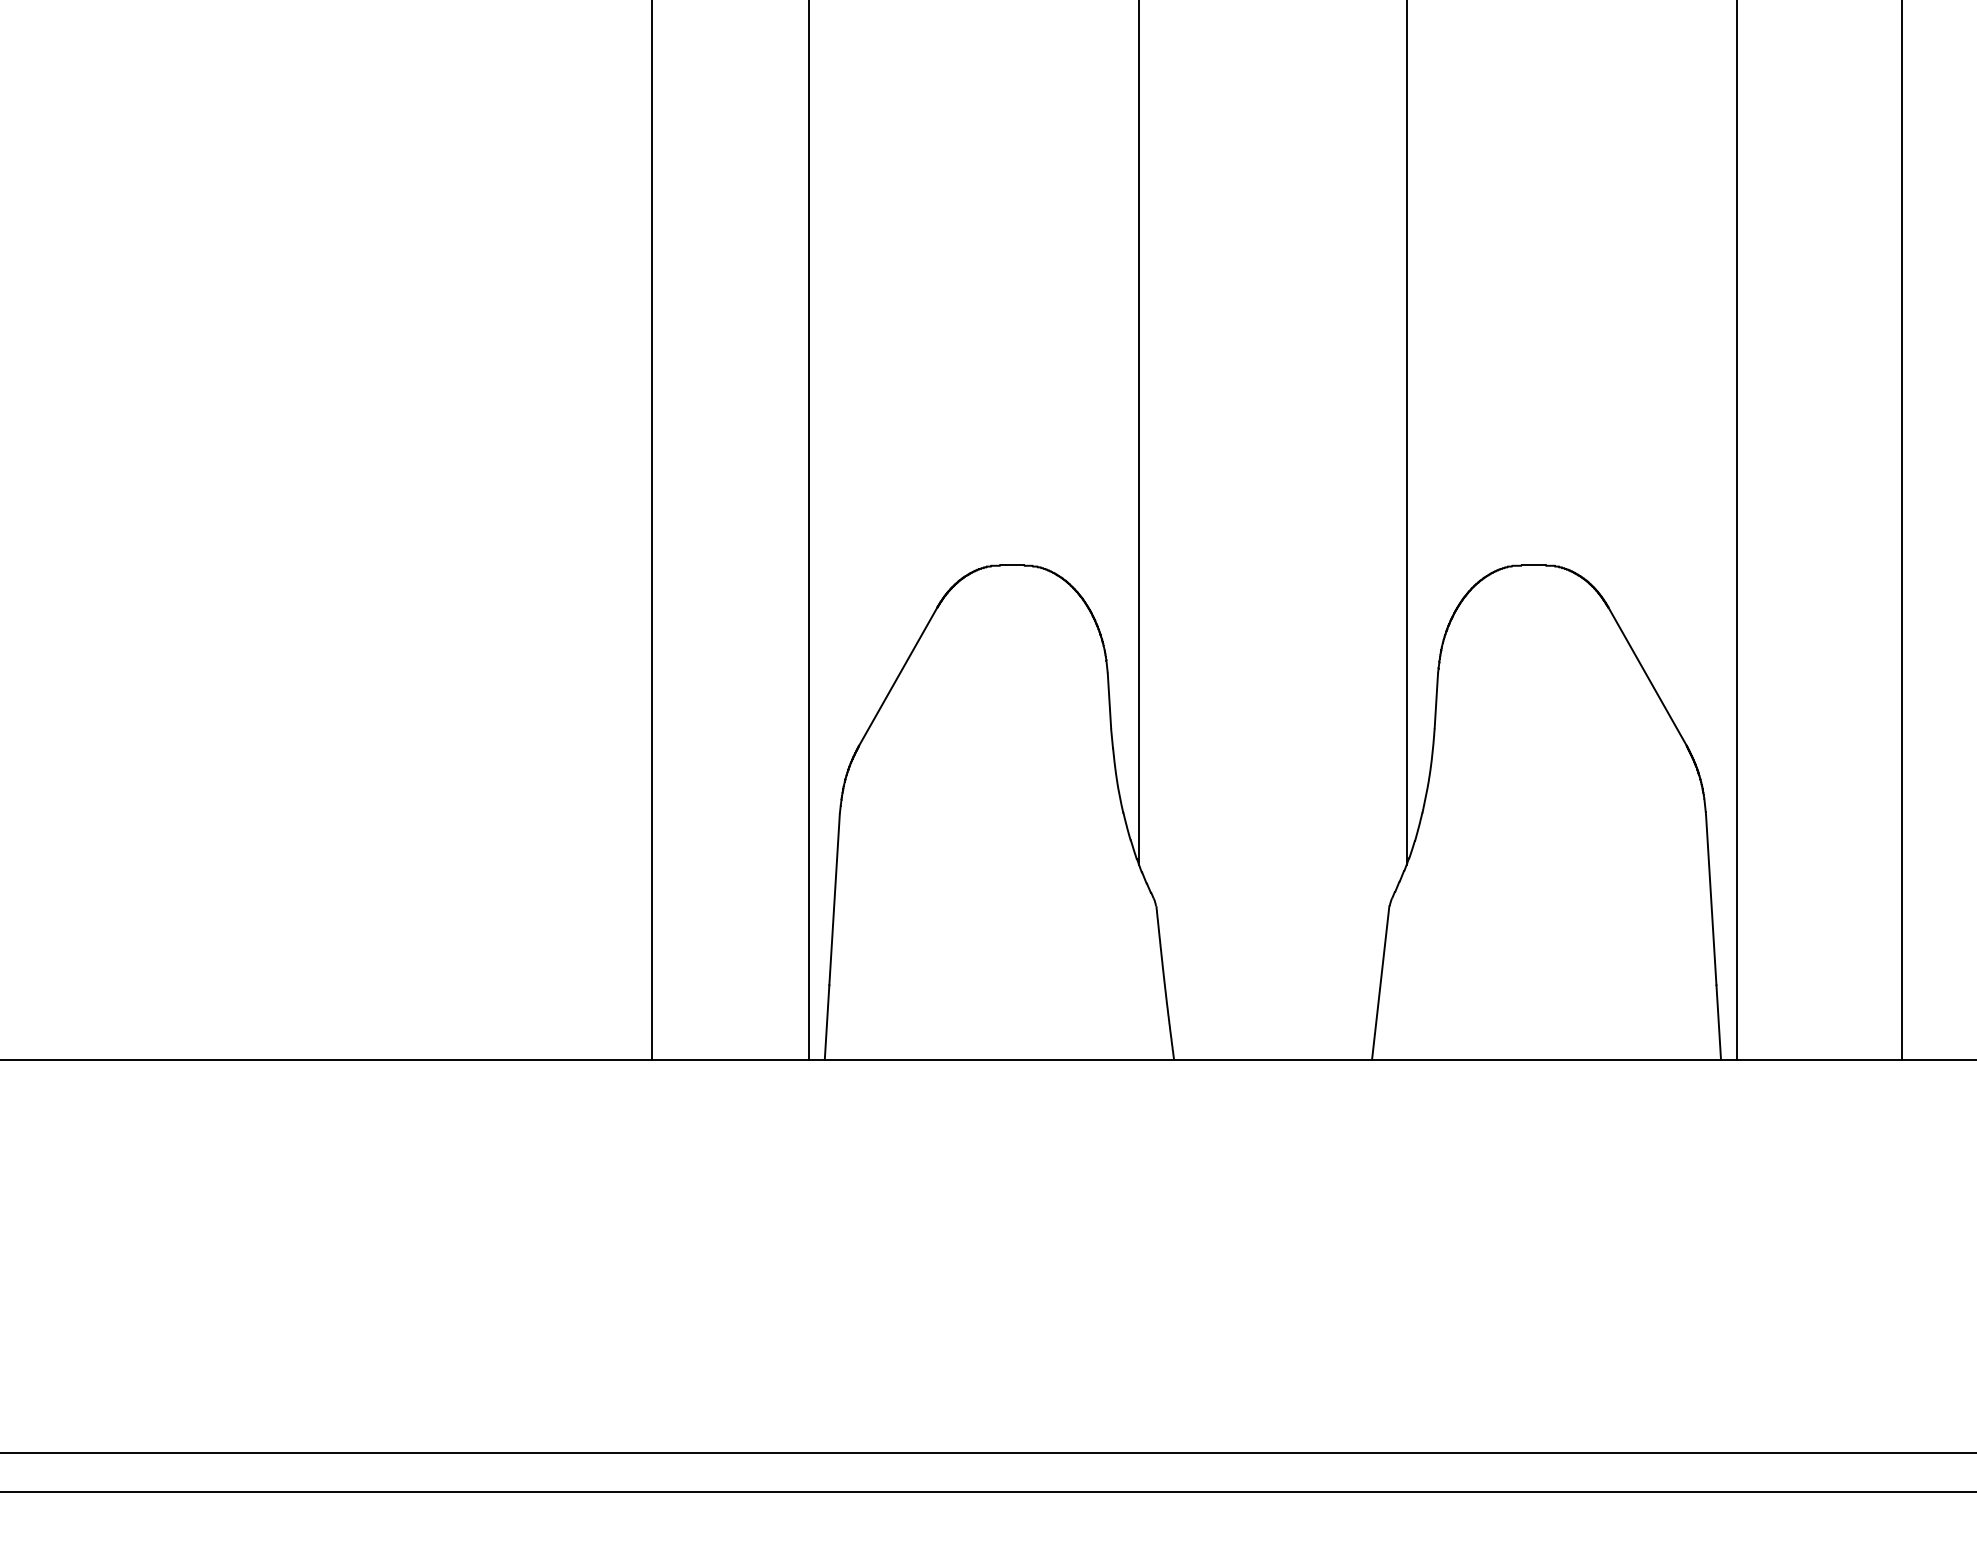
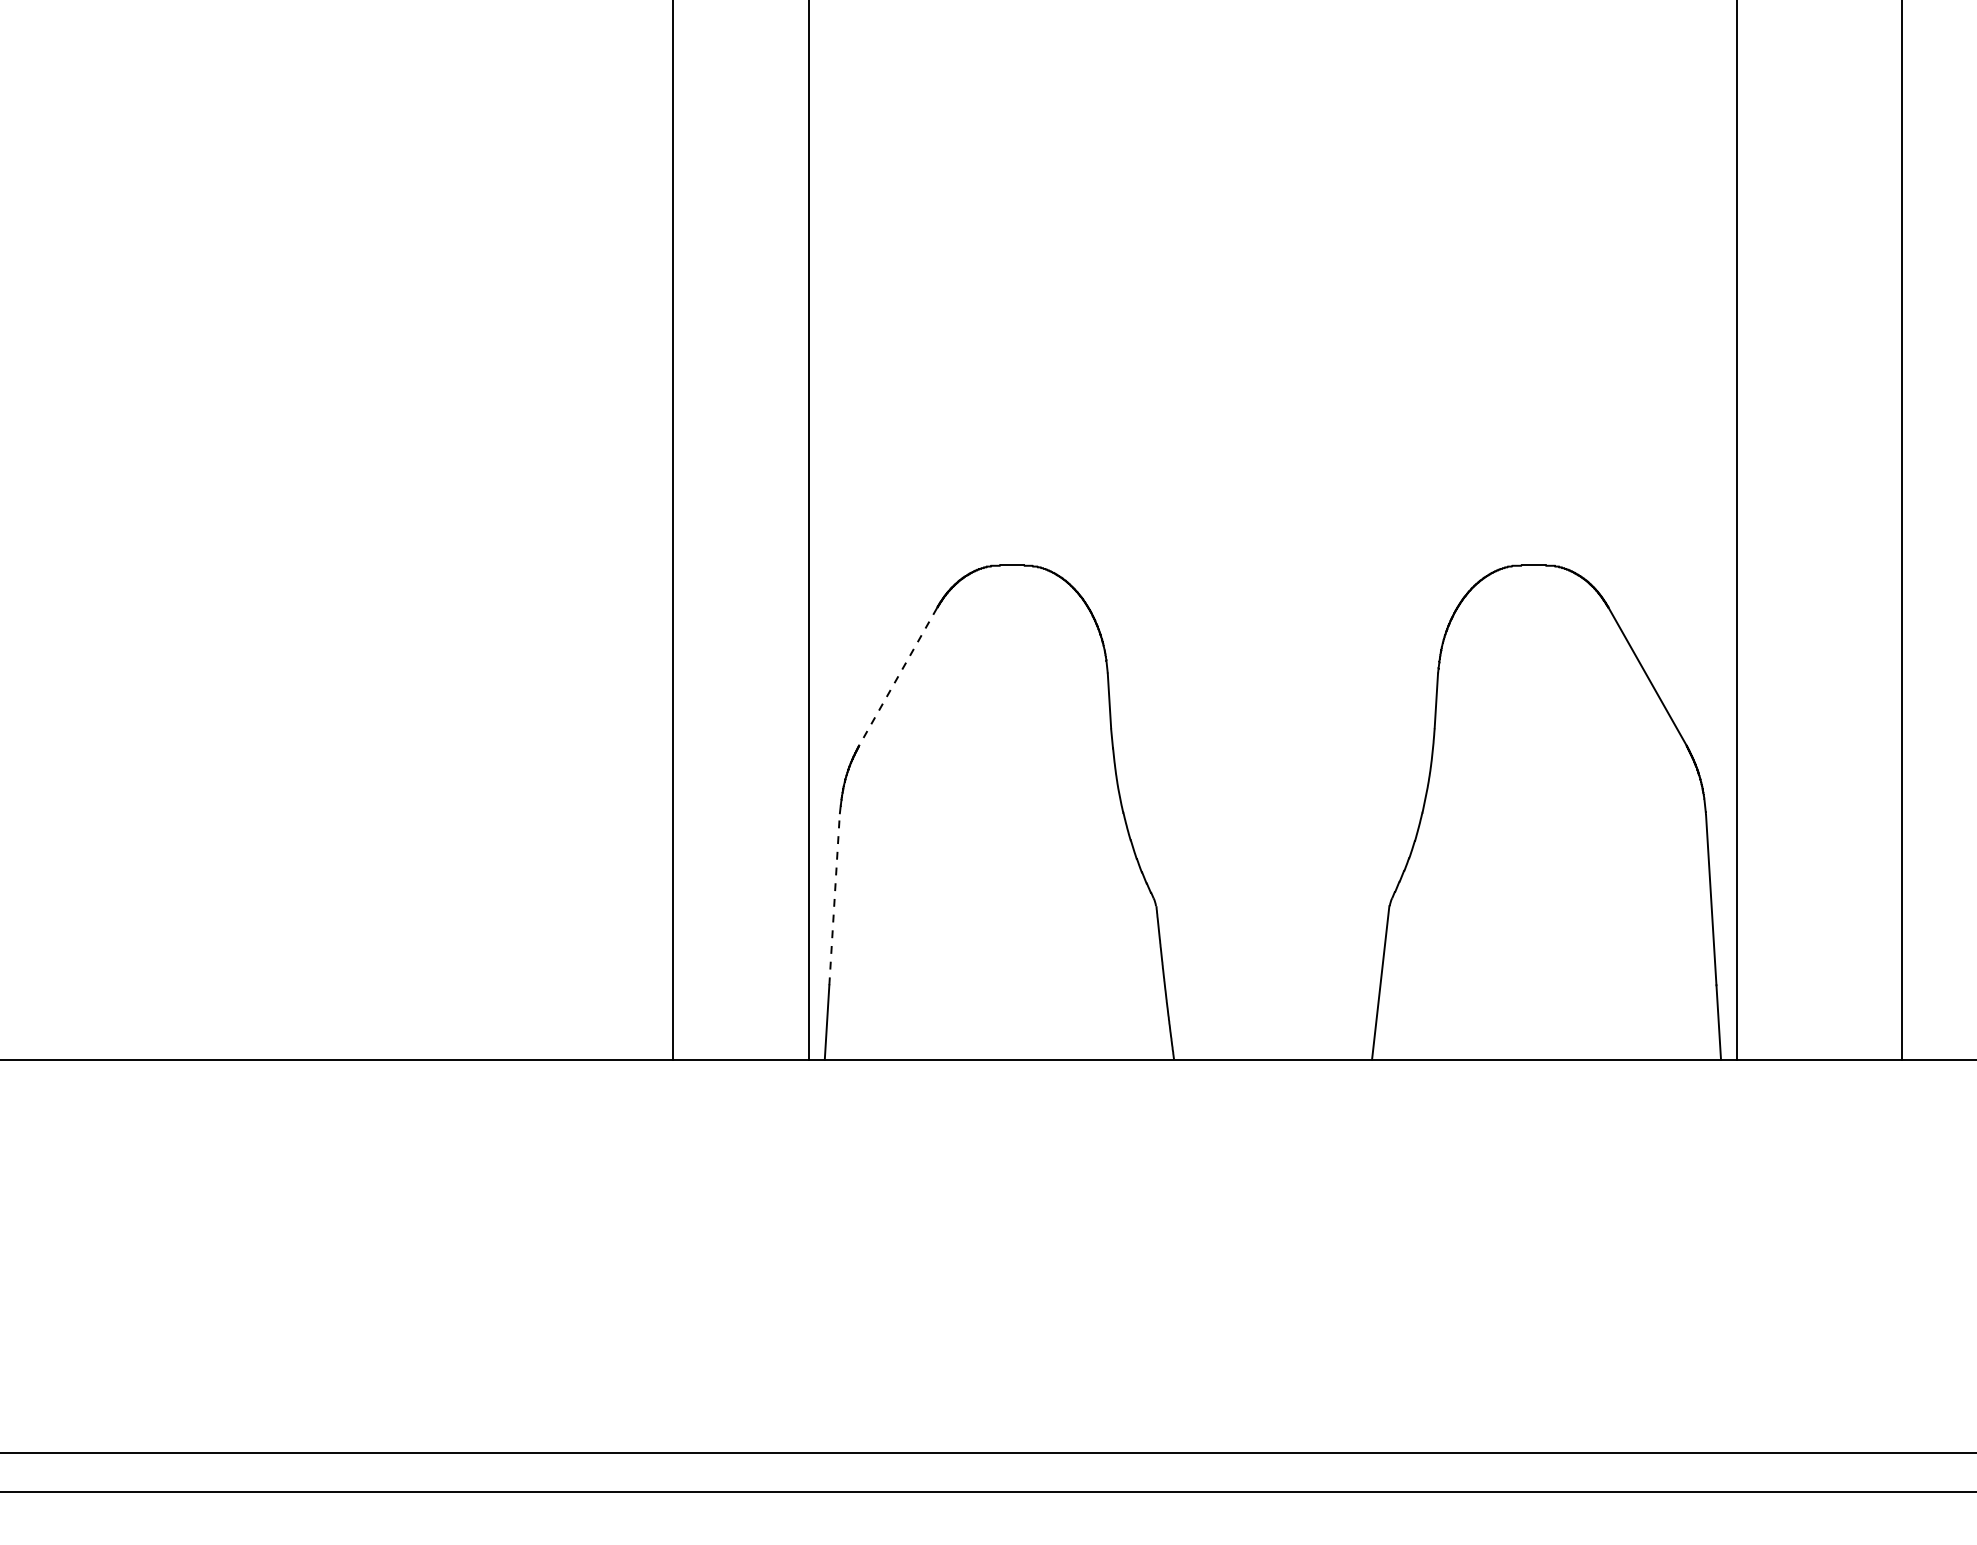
line: present -> none (1139, 433)
line: present -> none (1406, 433)
line position: (651, 530) -> (672, 530) (672, 530)
line: solid -> dashed (898, 676)
line: solid -> dashed (834, 899)
